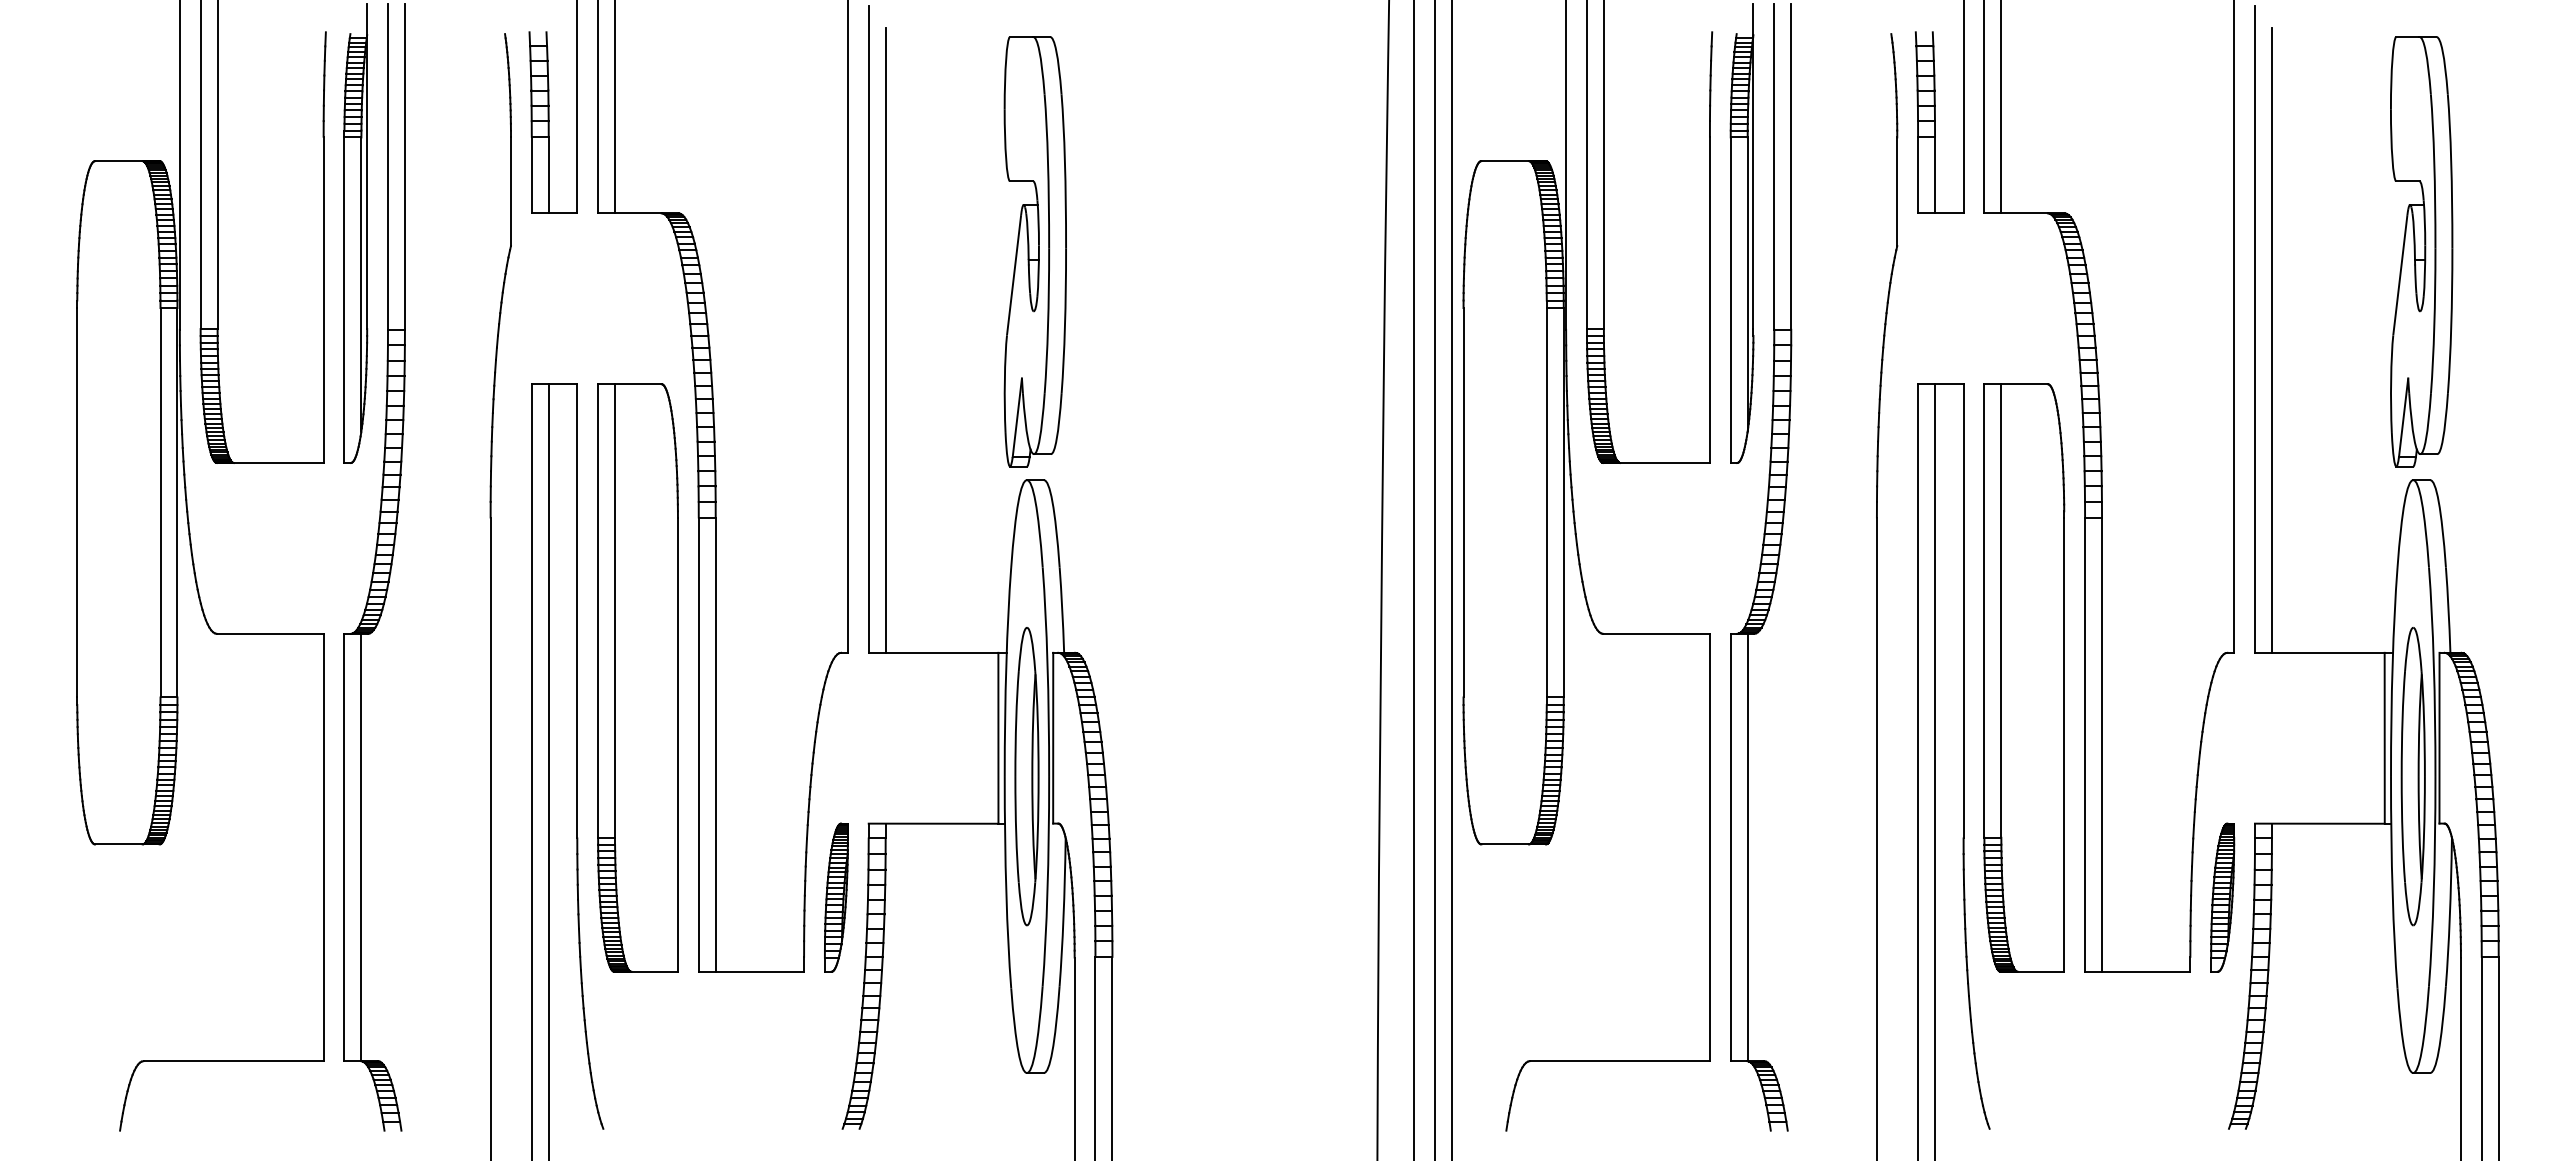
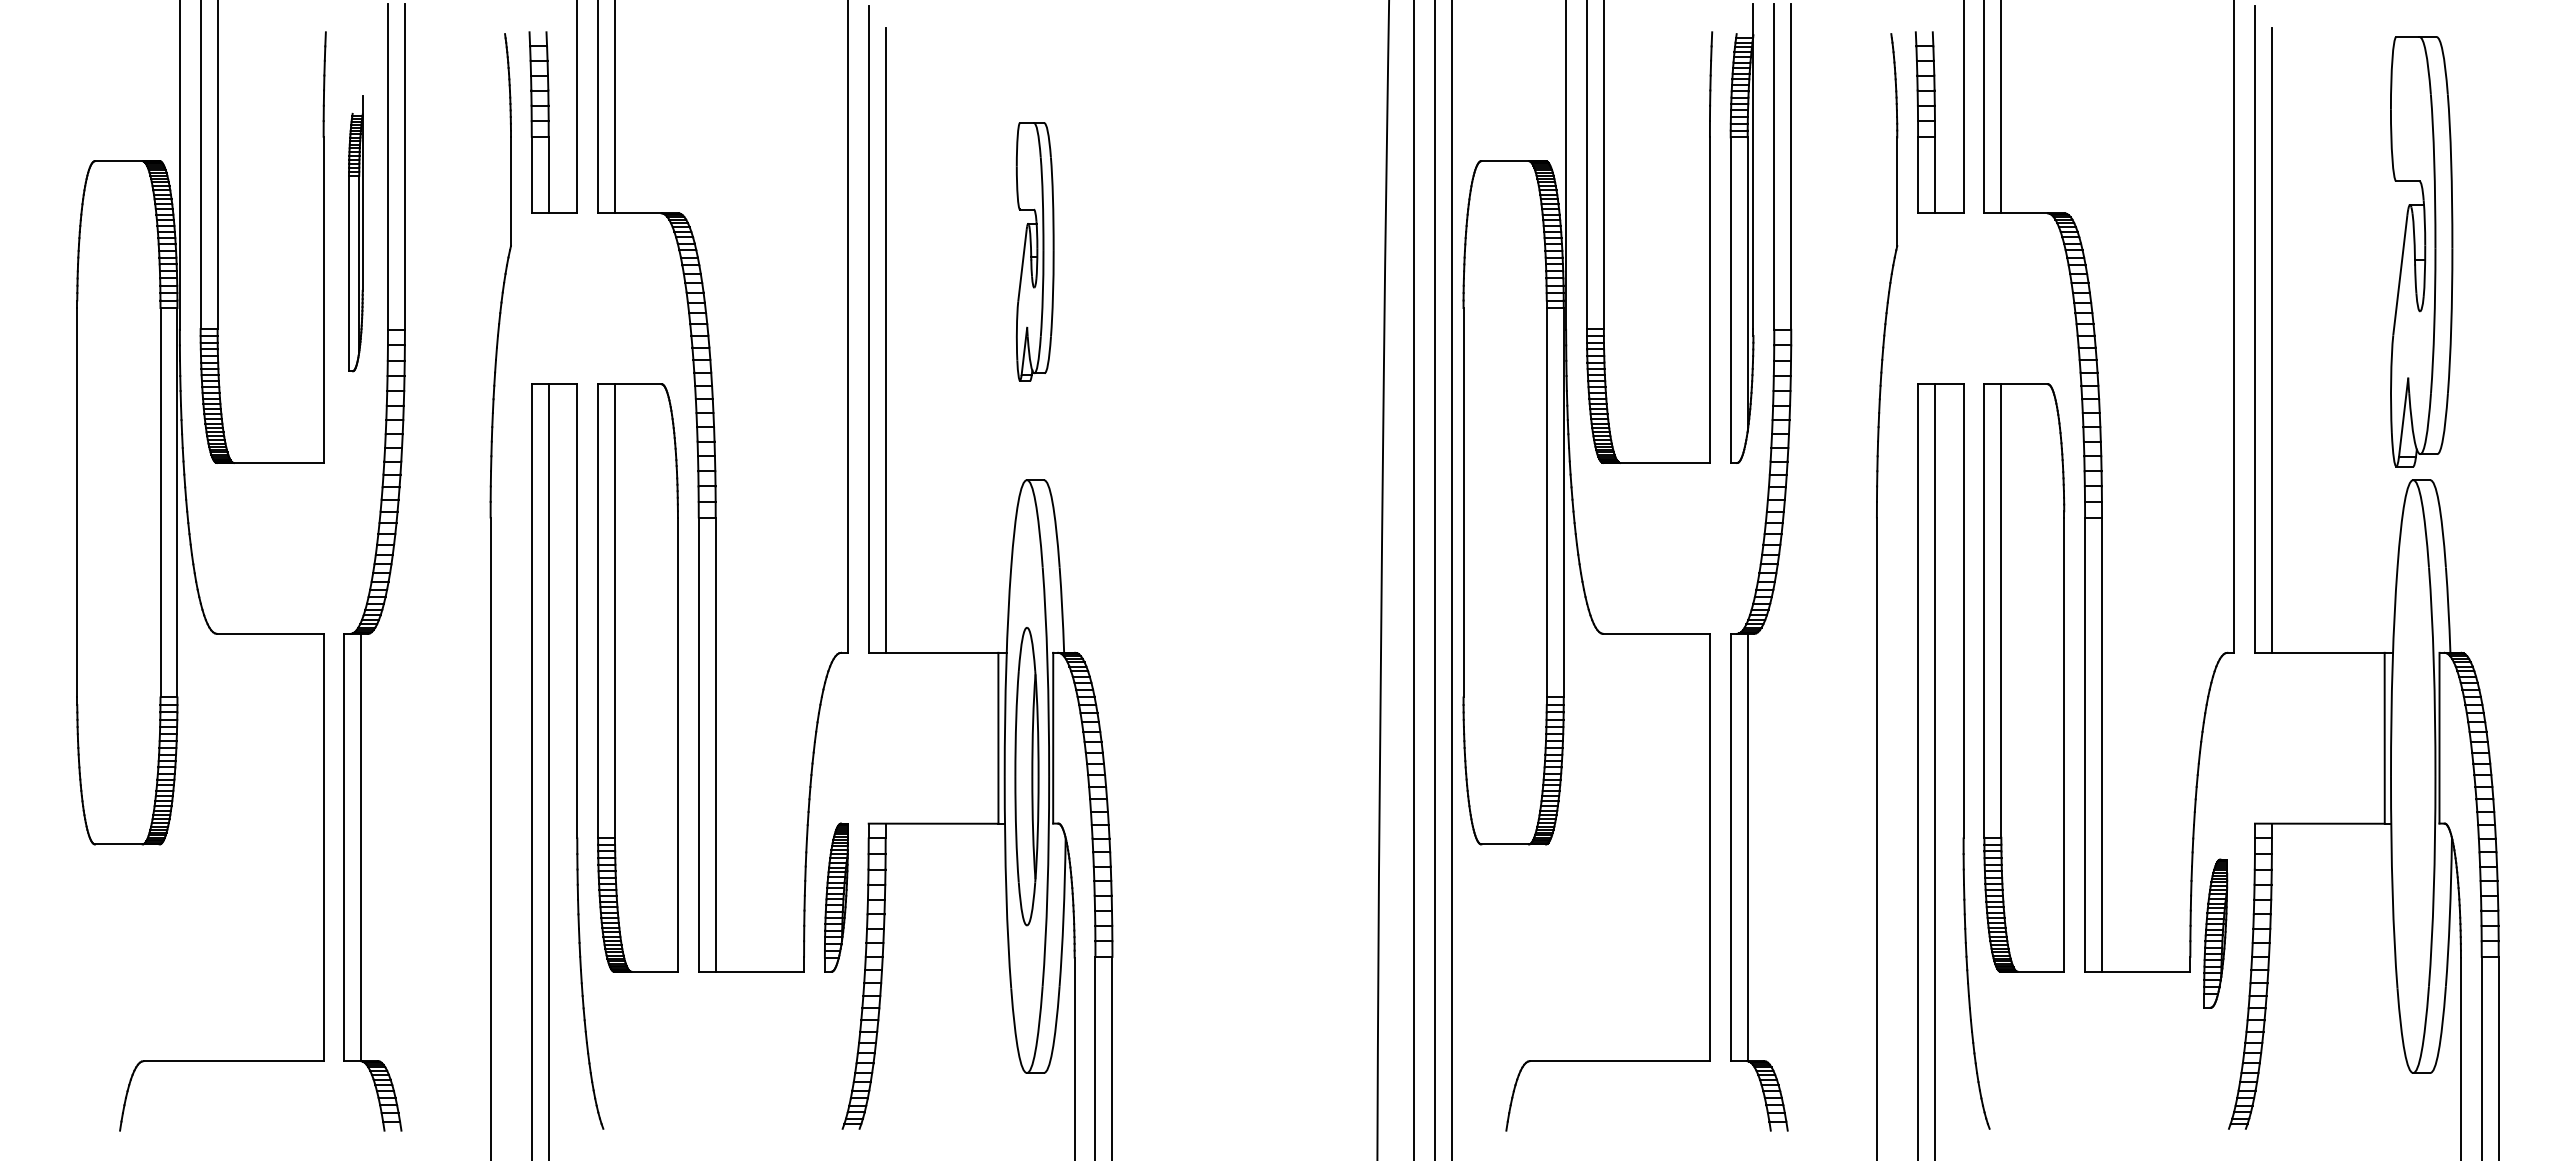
part size: 26x461 px -> 16x278 px (355, 233)
part size: 64x432 px -> 40x260 px (1034, 251)
part: present -> none (2412, 776)
part position: (2222, 897) -> (2215, 933) (2215, 933)
